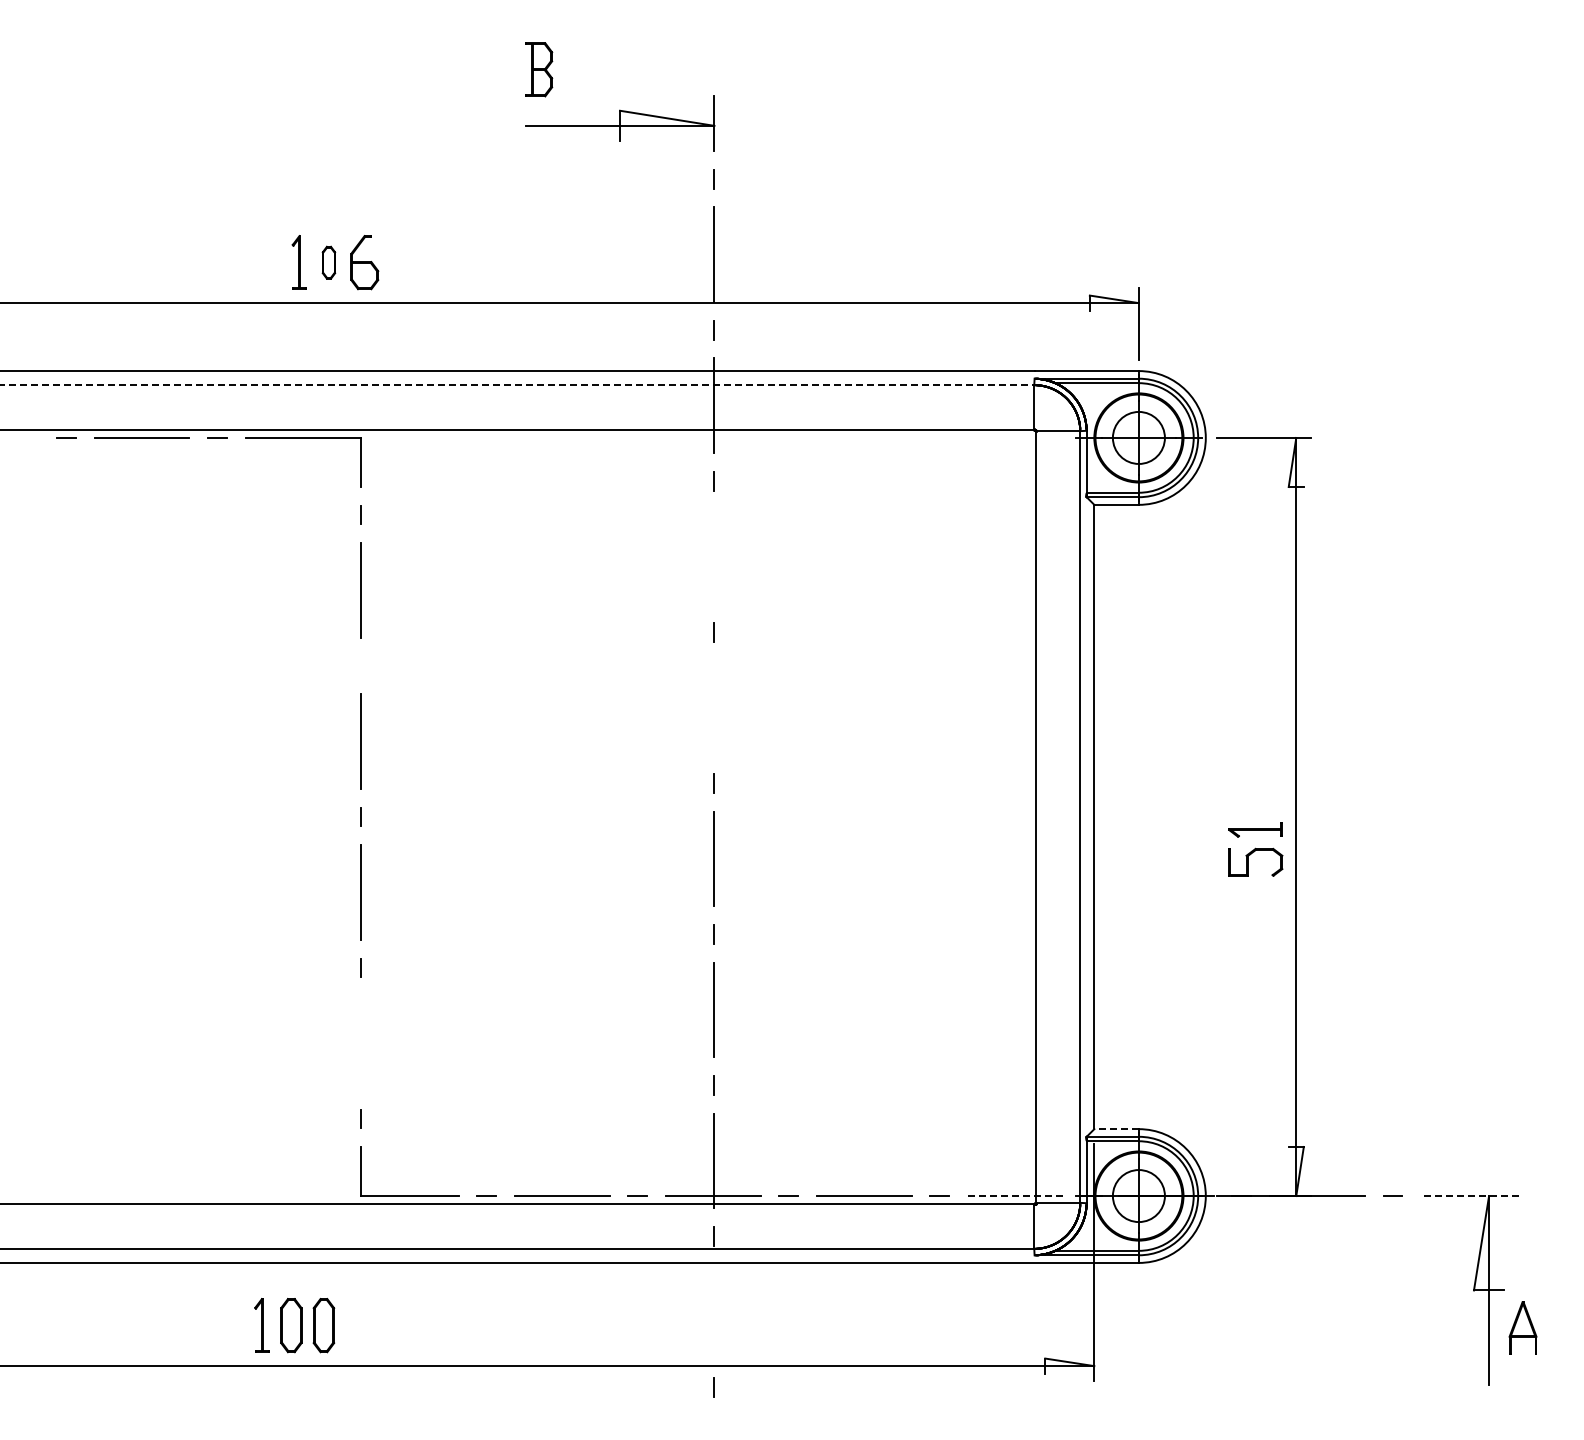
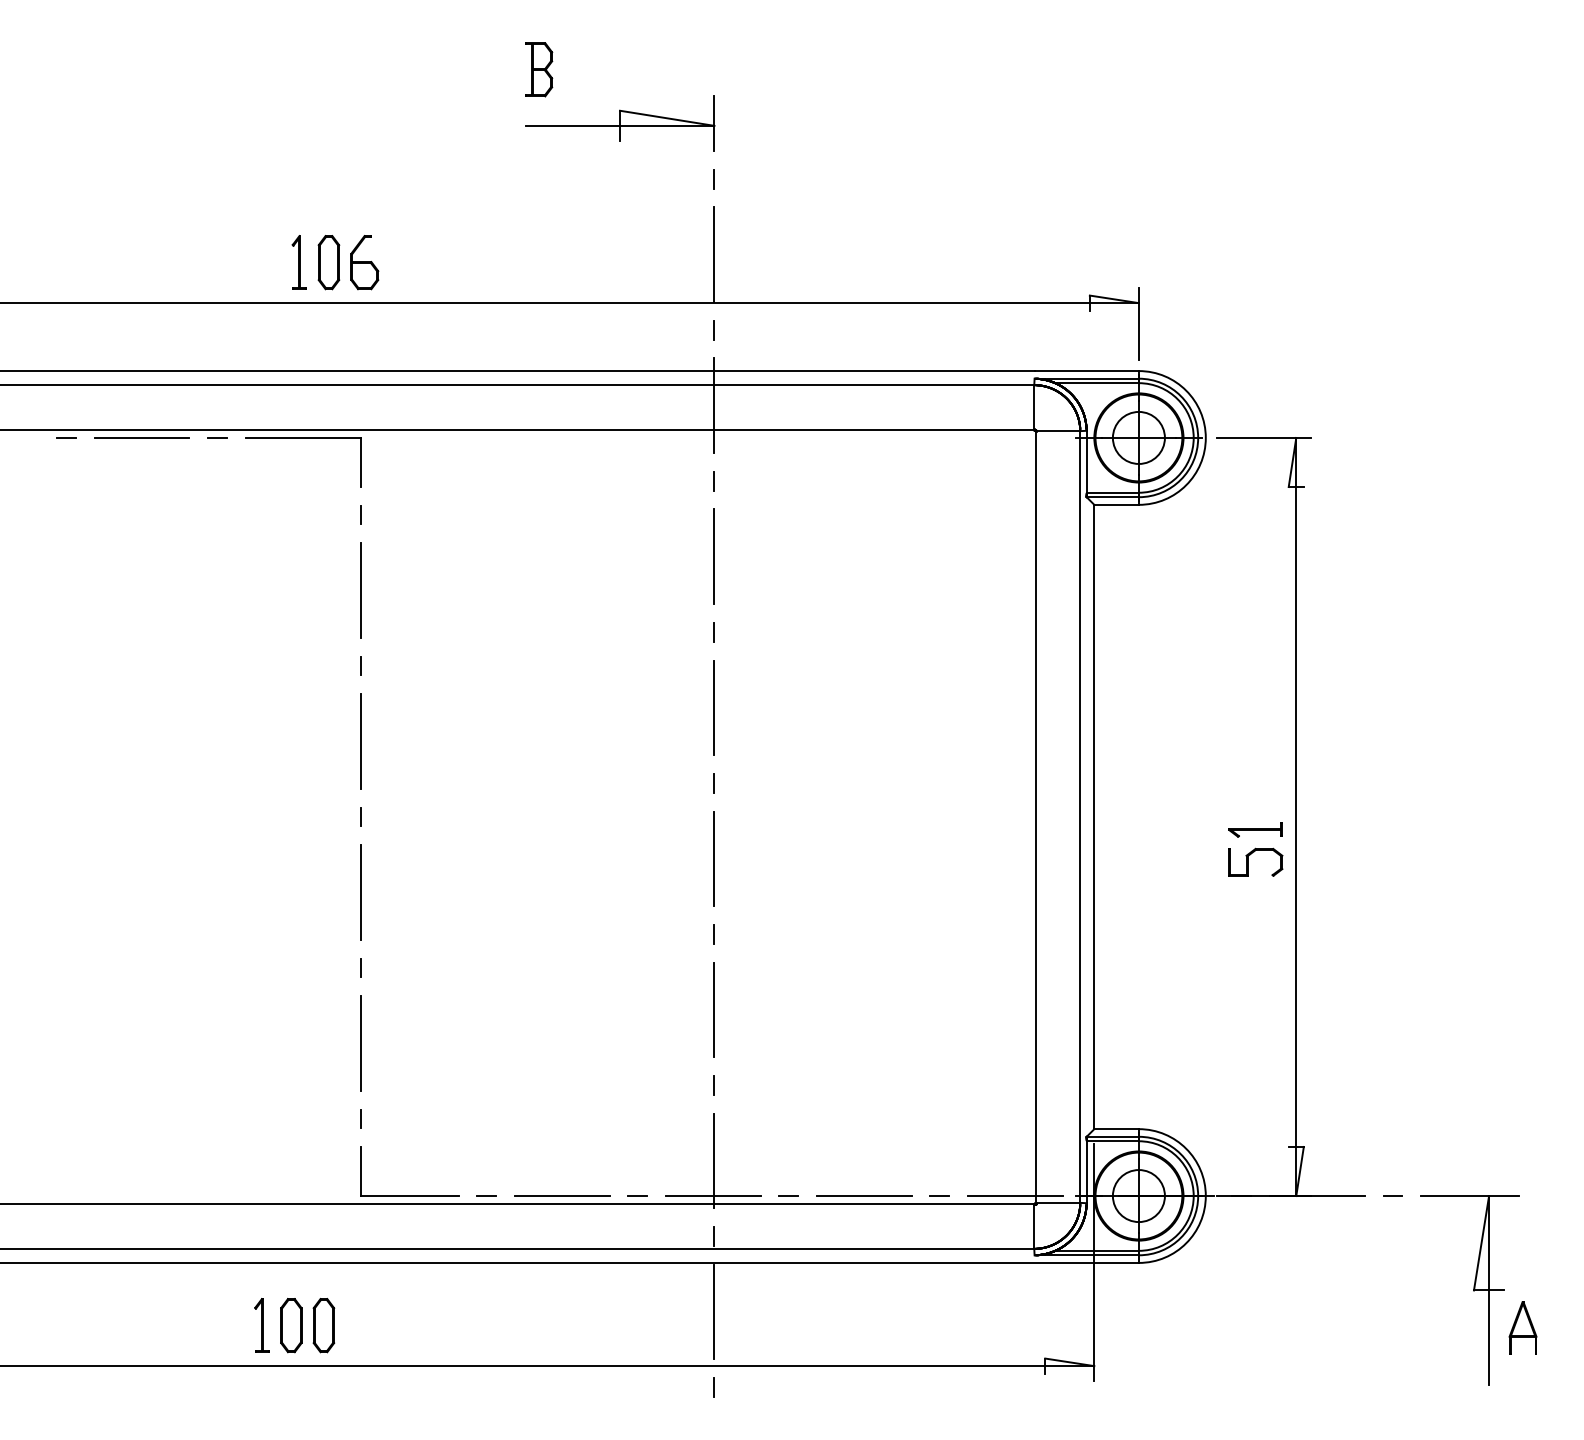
part size: 16x35 px -> 24x56 px (328, 262)
line: dashed -> solid (517, 385)
line: none -> present (714, 556)
line: none -> present (360, 665)
line: none -> present (714, 707)
line: none -> present (360, 1043)
line: dashed -> solid (1116, 1129)
line: dashed -> solid (1014, 1196)
line: dashed -> solid (1470, 1196)
line: none -> present (714, 1311)
